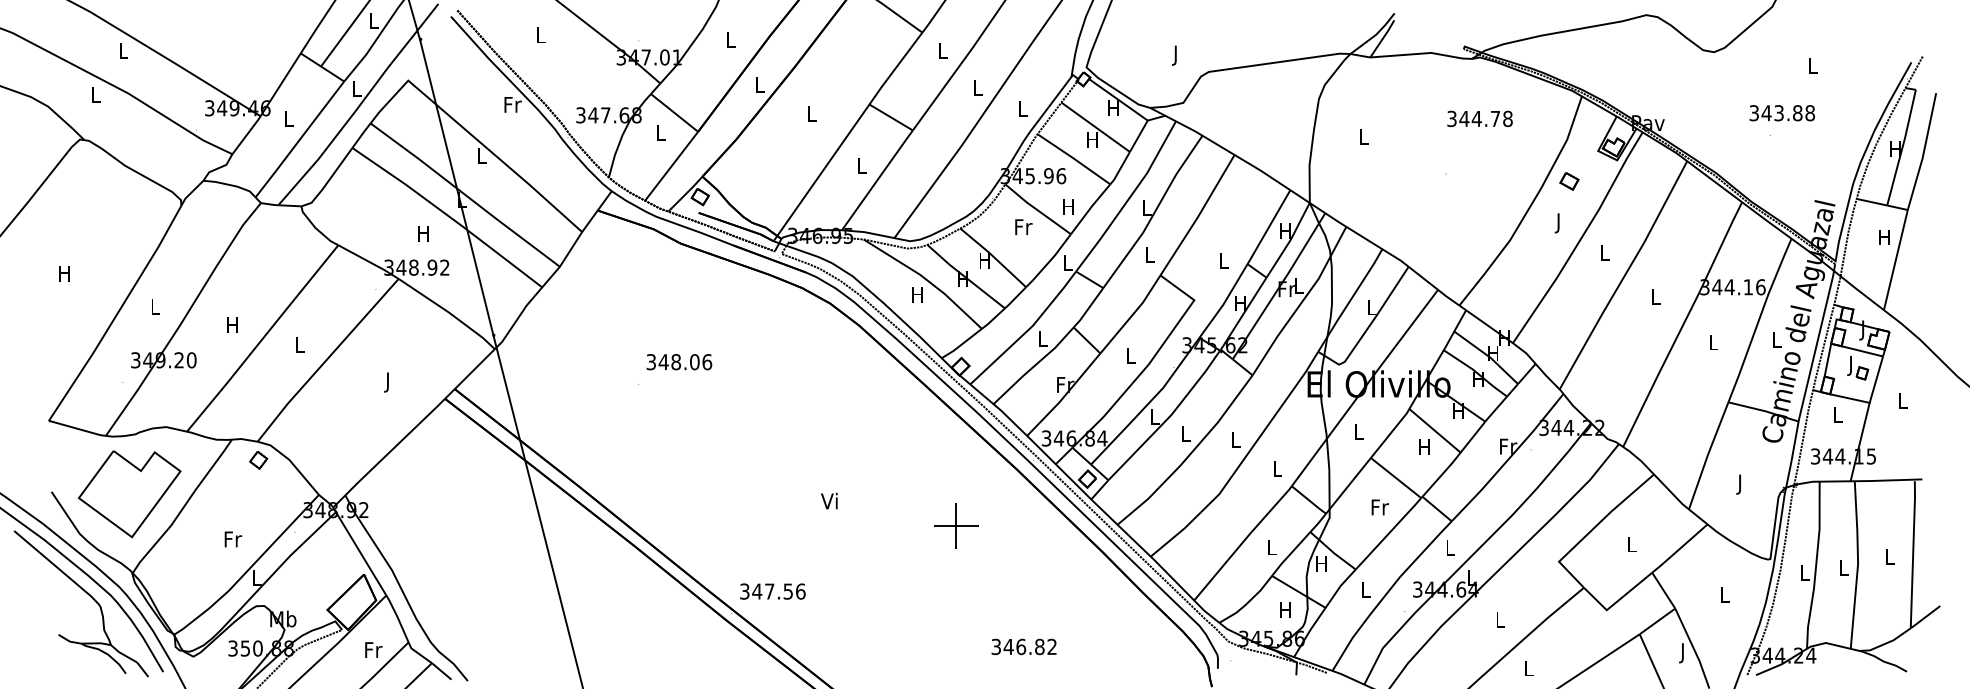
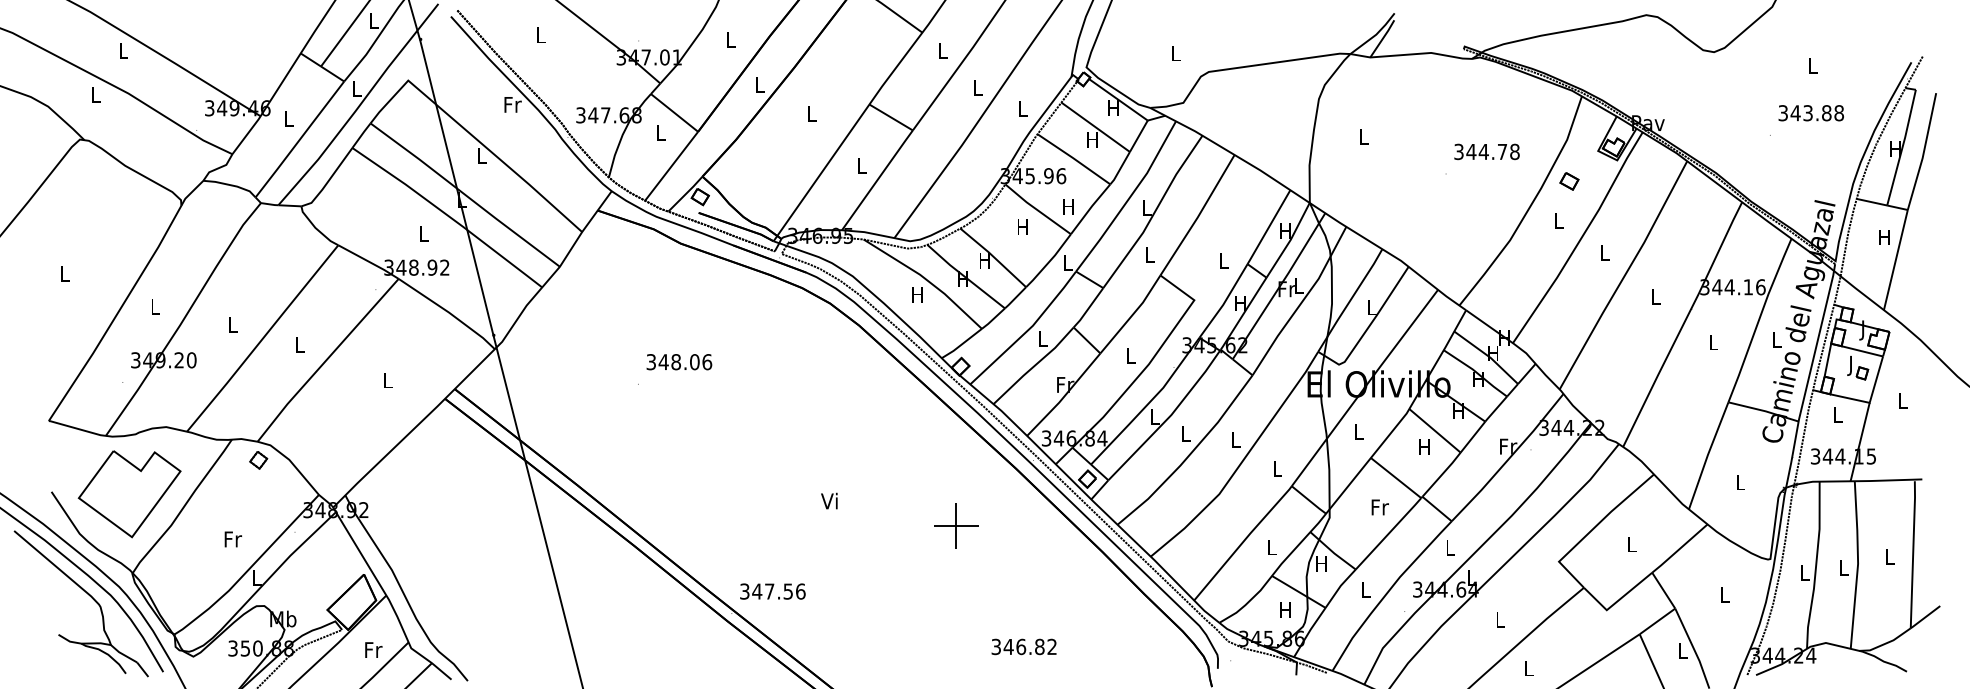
text: J -> L (1176, 55)
text position: (1781, 113) -> (1810, 113) (1810, 113)
text position: (1479, 118) -> (1486, 151) (1486, 151)
text: J -> L (1558, 223)
text: Fr -> H (1023, 227)
text: H -> L (423, 233)
text: H -> L (64, 273)
text: H -> L (232, 324)
text: J -> L (388, 382)
text: J -> L (1740, 484)
text: J -> L (1683, 653)
